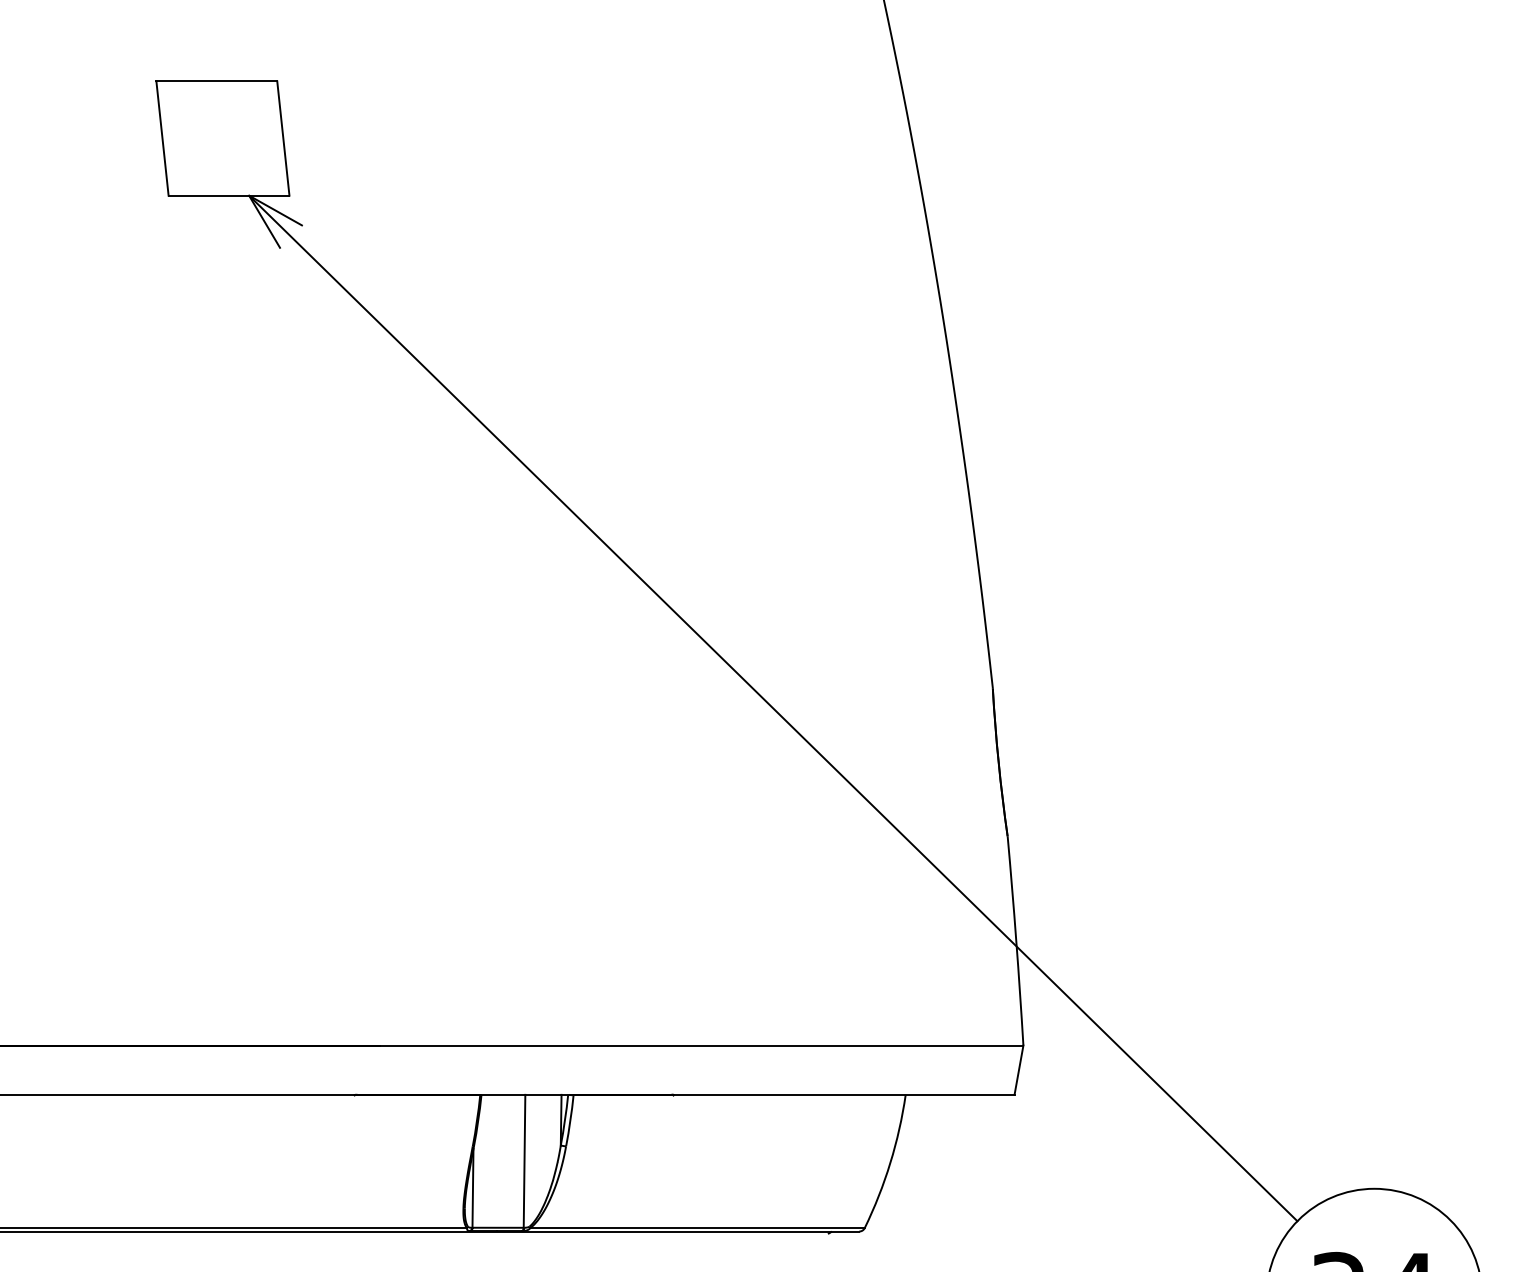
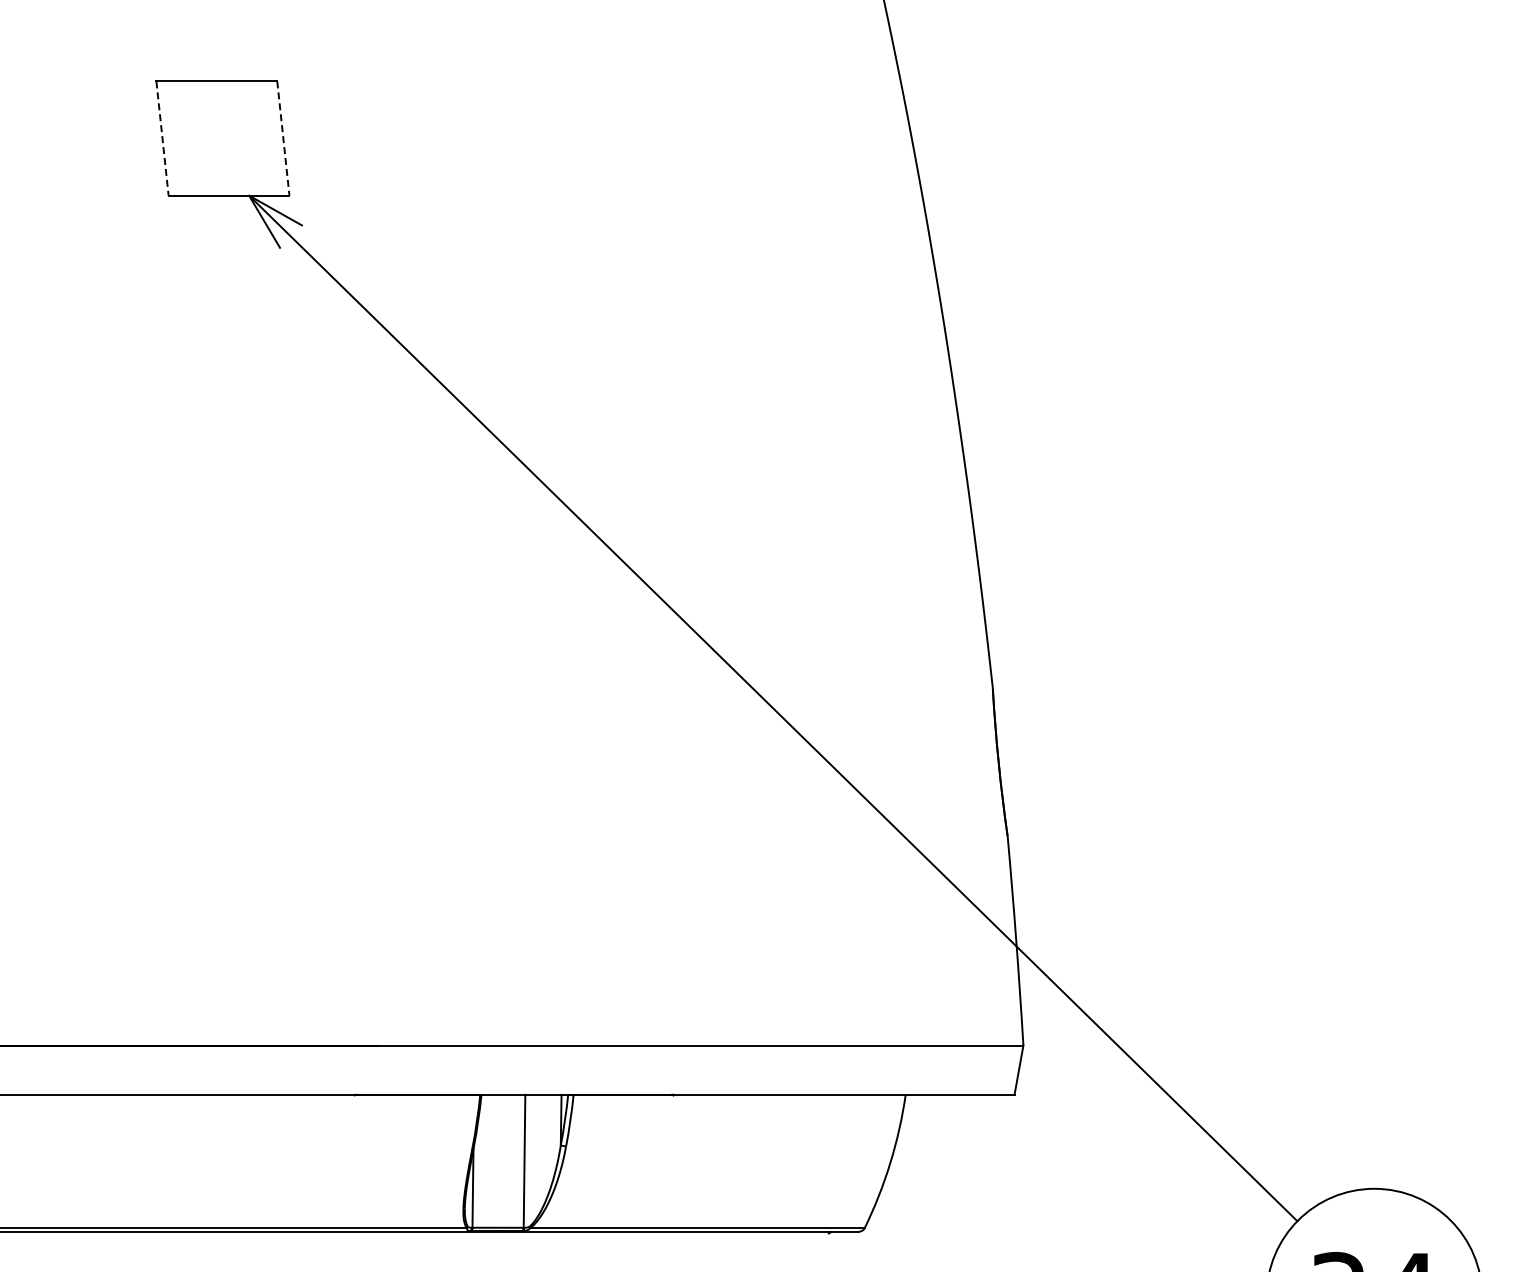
line: solid -> dashed (162, 139)
line: solid -> dashed (283, 139)
